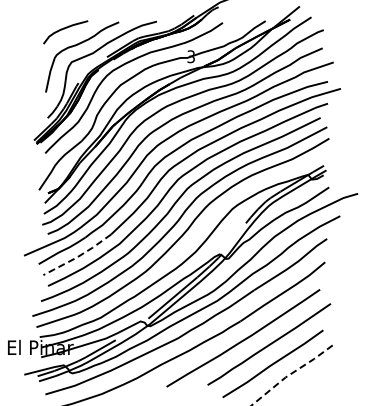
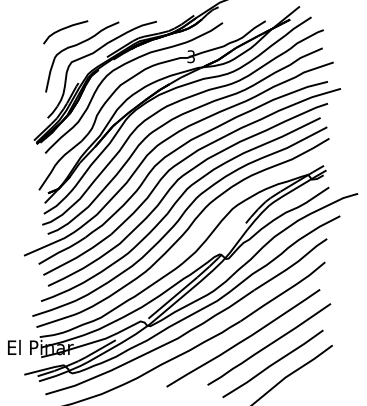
line: dashed -> solid (77, 256)
line: dashed -> solid (290, 374)
